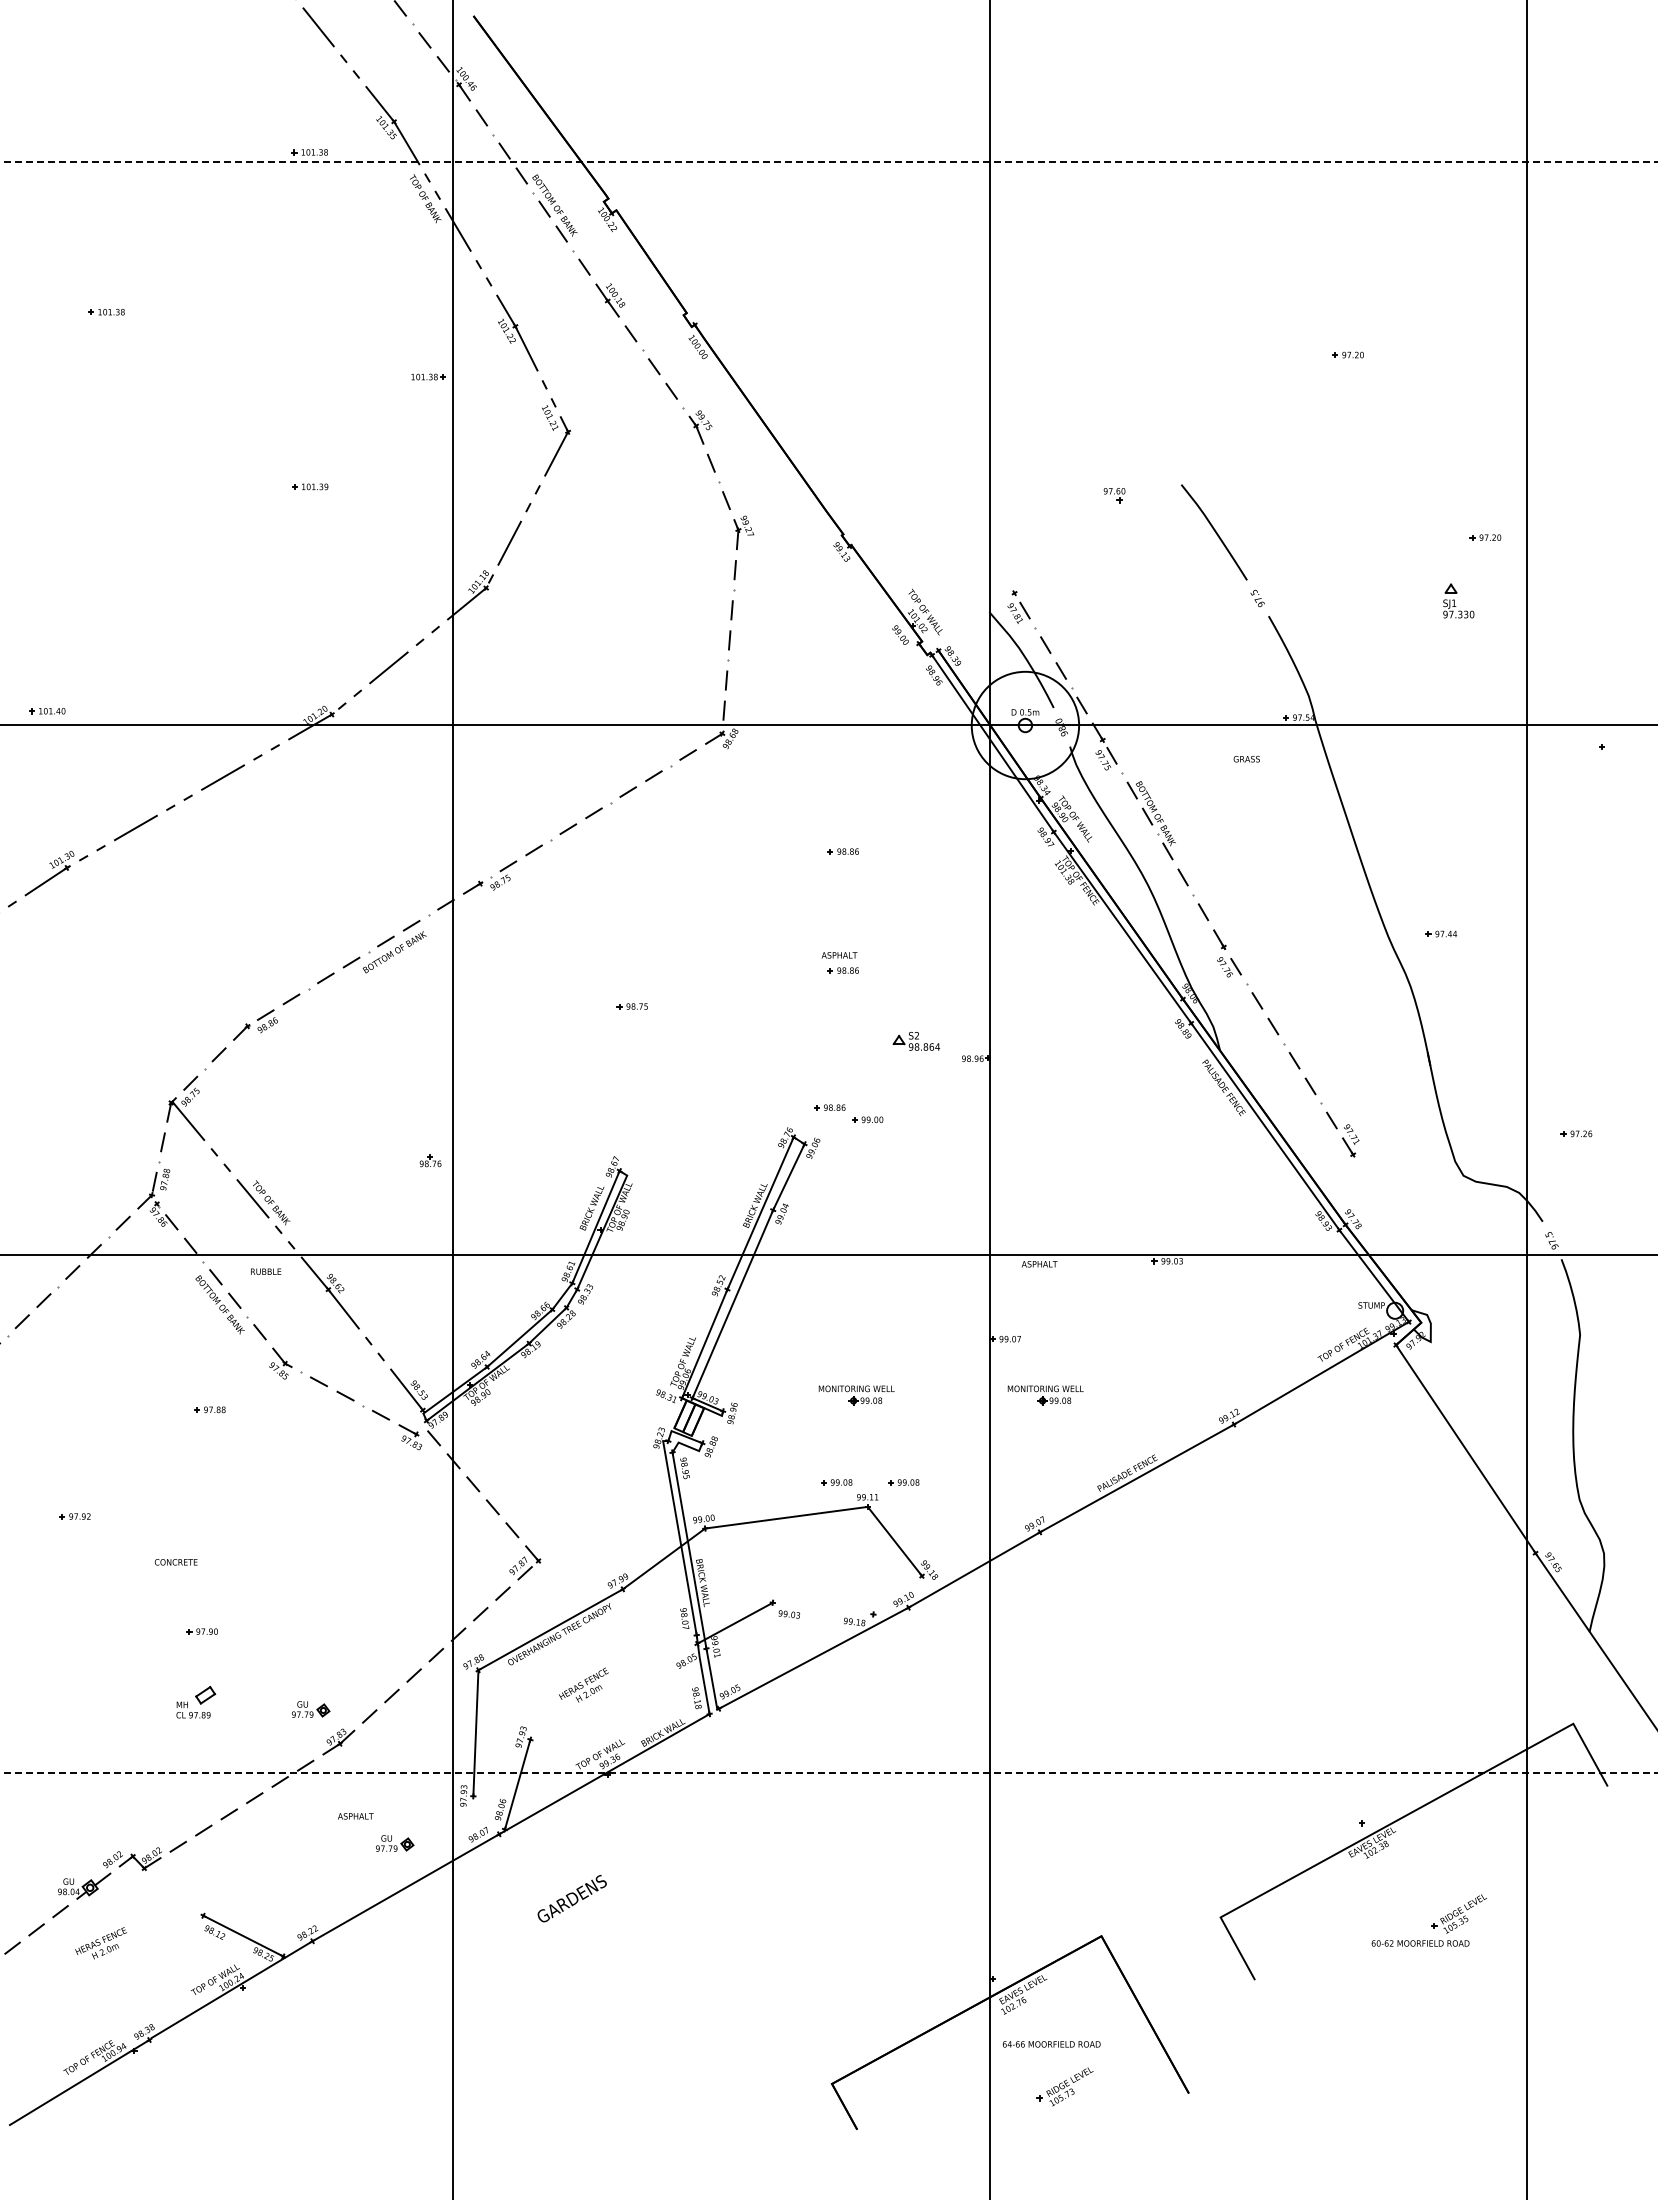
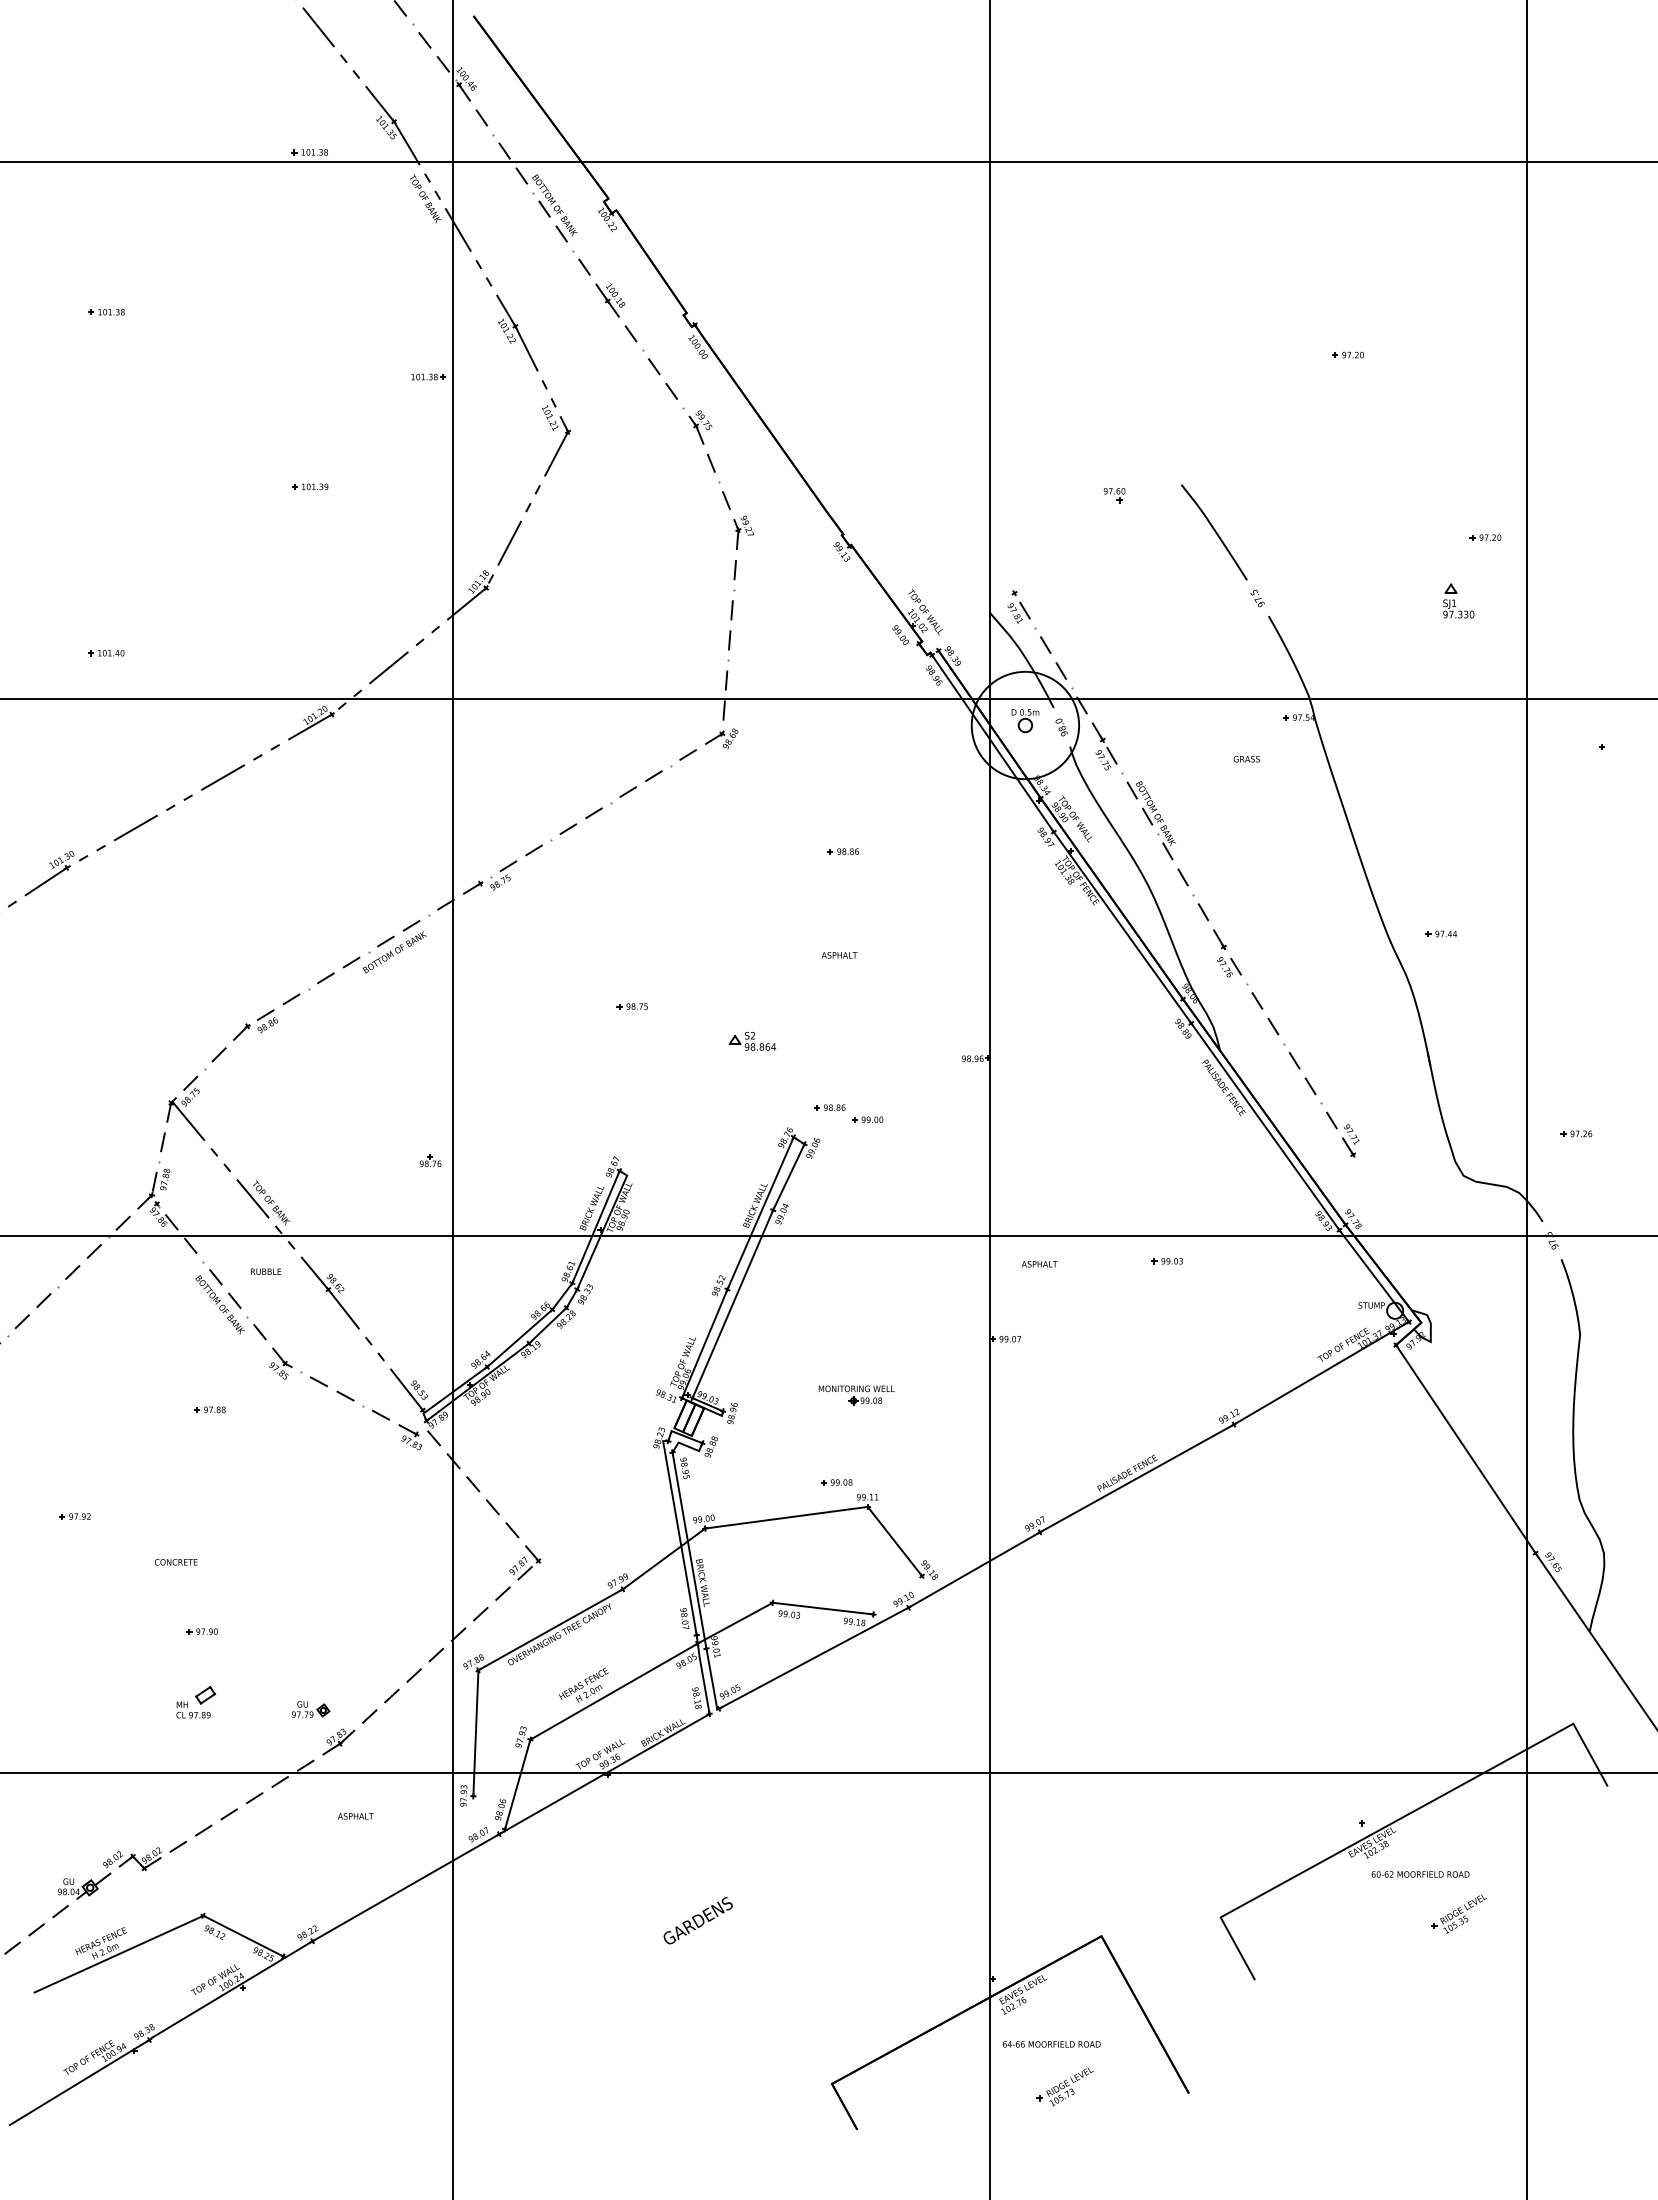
line: dashed -> solid (829, 162)
part position: (47, 711) -> (106, 653) (106, 653)
line position: (828, 724) -> (828, 698) (828, 698)
part: present -> none (842, 970)
part position: (916, 1041) -> (752, 1041) (752, 1041)
line position: (828, 1254) -> (828, 1235) (828, 1235)
part: present -> none (1045, 1395)
part: present -> none (903, 1482)
line: none -> present (822, 1608)
line: none -> present (613, 1691)
line: dashed -> solid (829, 1772)
part: present -> none (395, 1843)
text position: (571, 1898) -> (697, 1920) (697, 1920)
text position: (1420, 1943) -> (1420, 1874) (1420, 1874)
line: none -> present (118, 1953)
